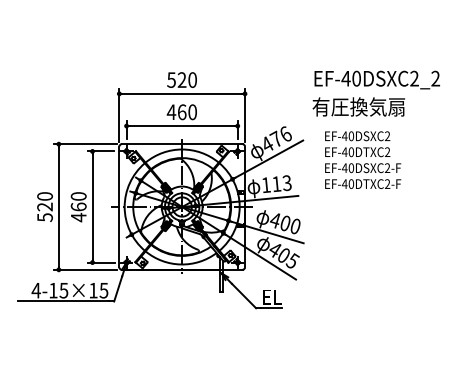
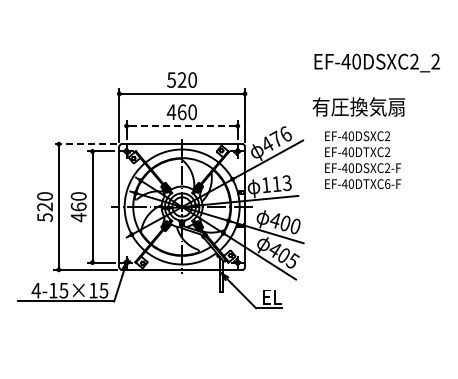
text position: (376, 79) -> (376, 62) (376, 62)
line: solid -> dashed (182, 126)
line: solid -> dashed (84, 144)
text: EF-40DTXC2-F -> EF-40DTXC6-F (387, 183)
